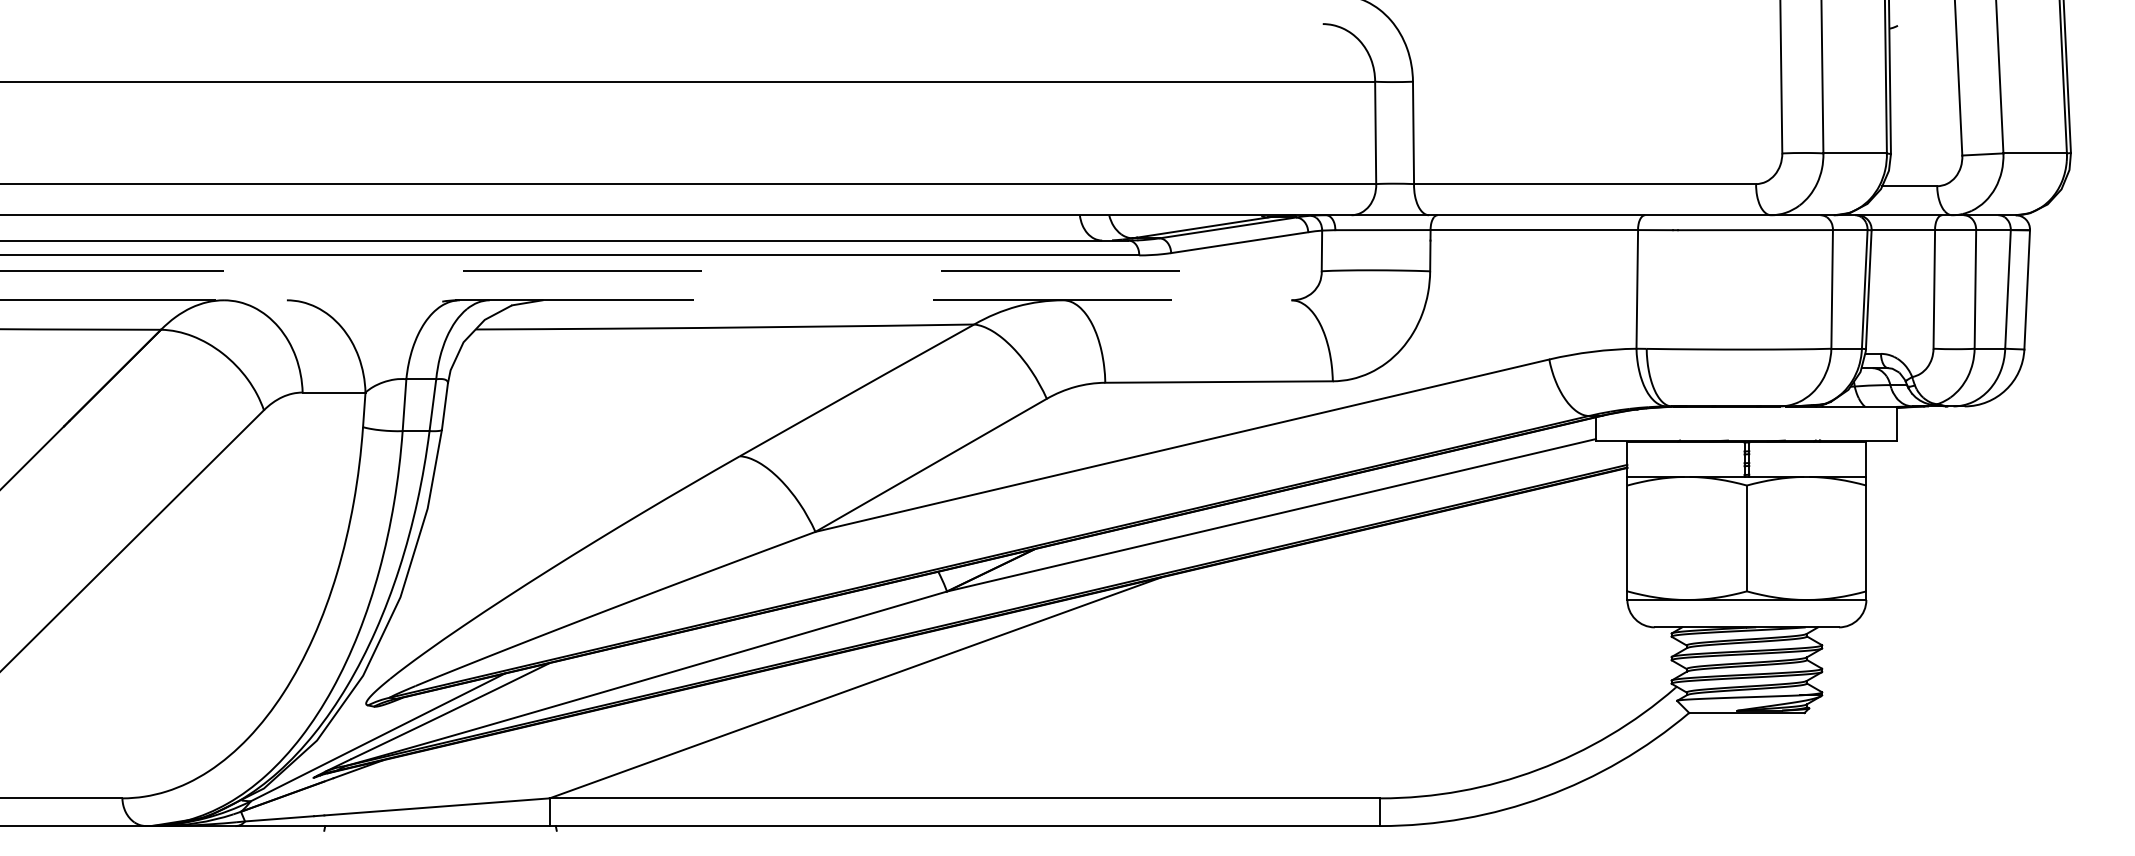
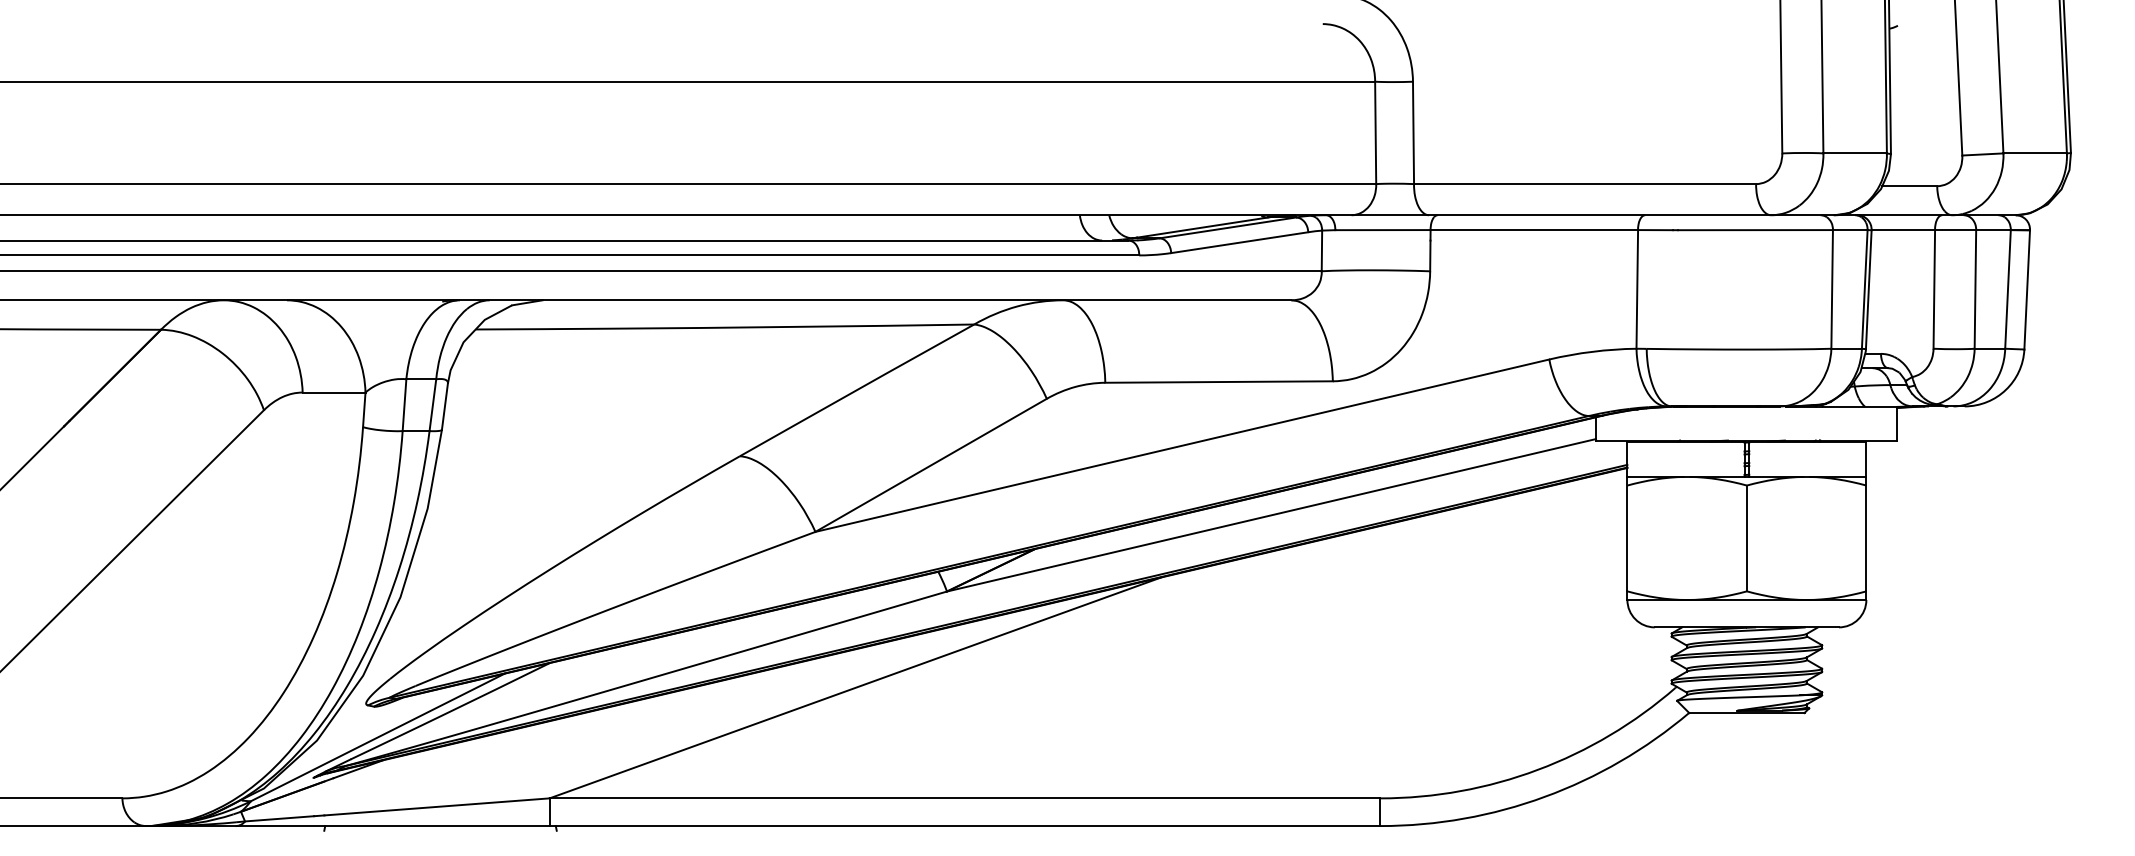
line: dashed -> solid (660, 271)
line: dashed -> solid (646, 300)
